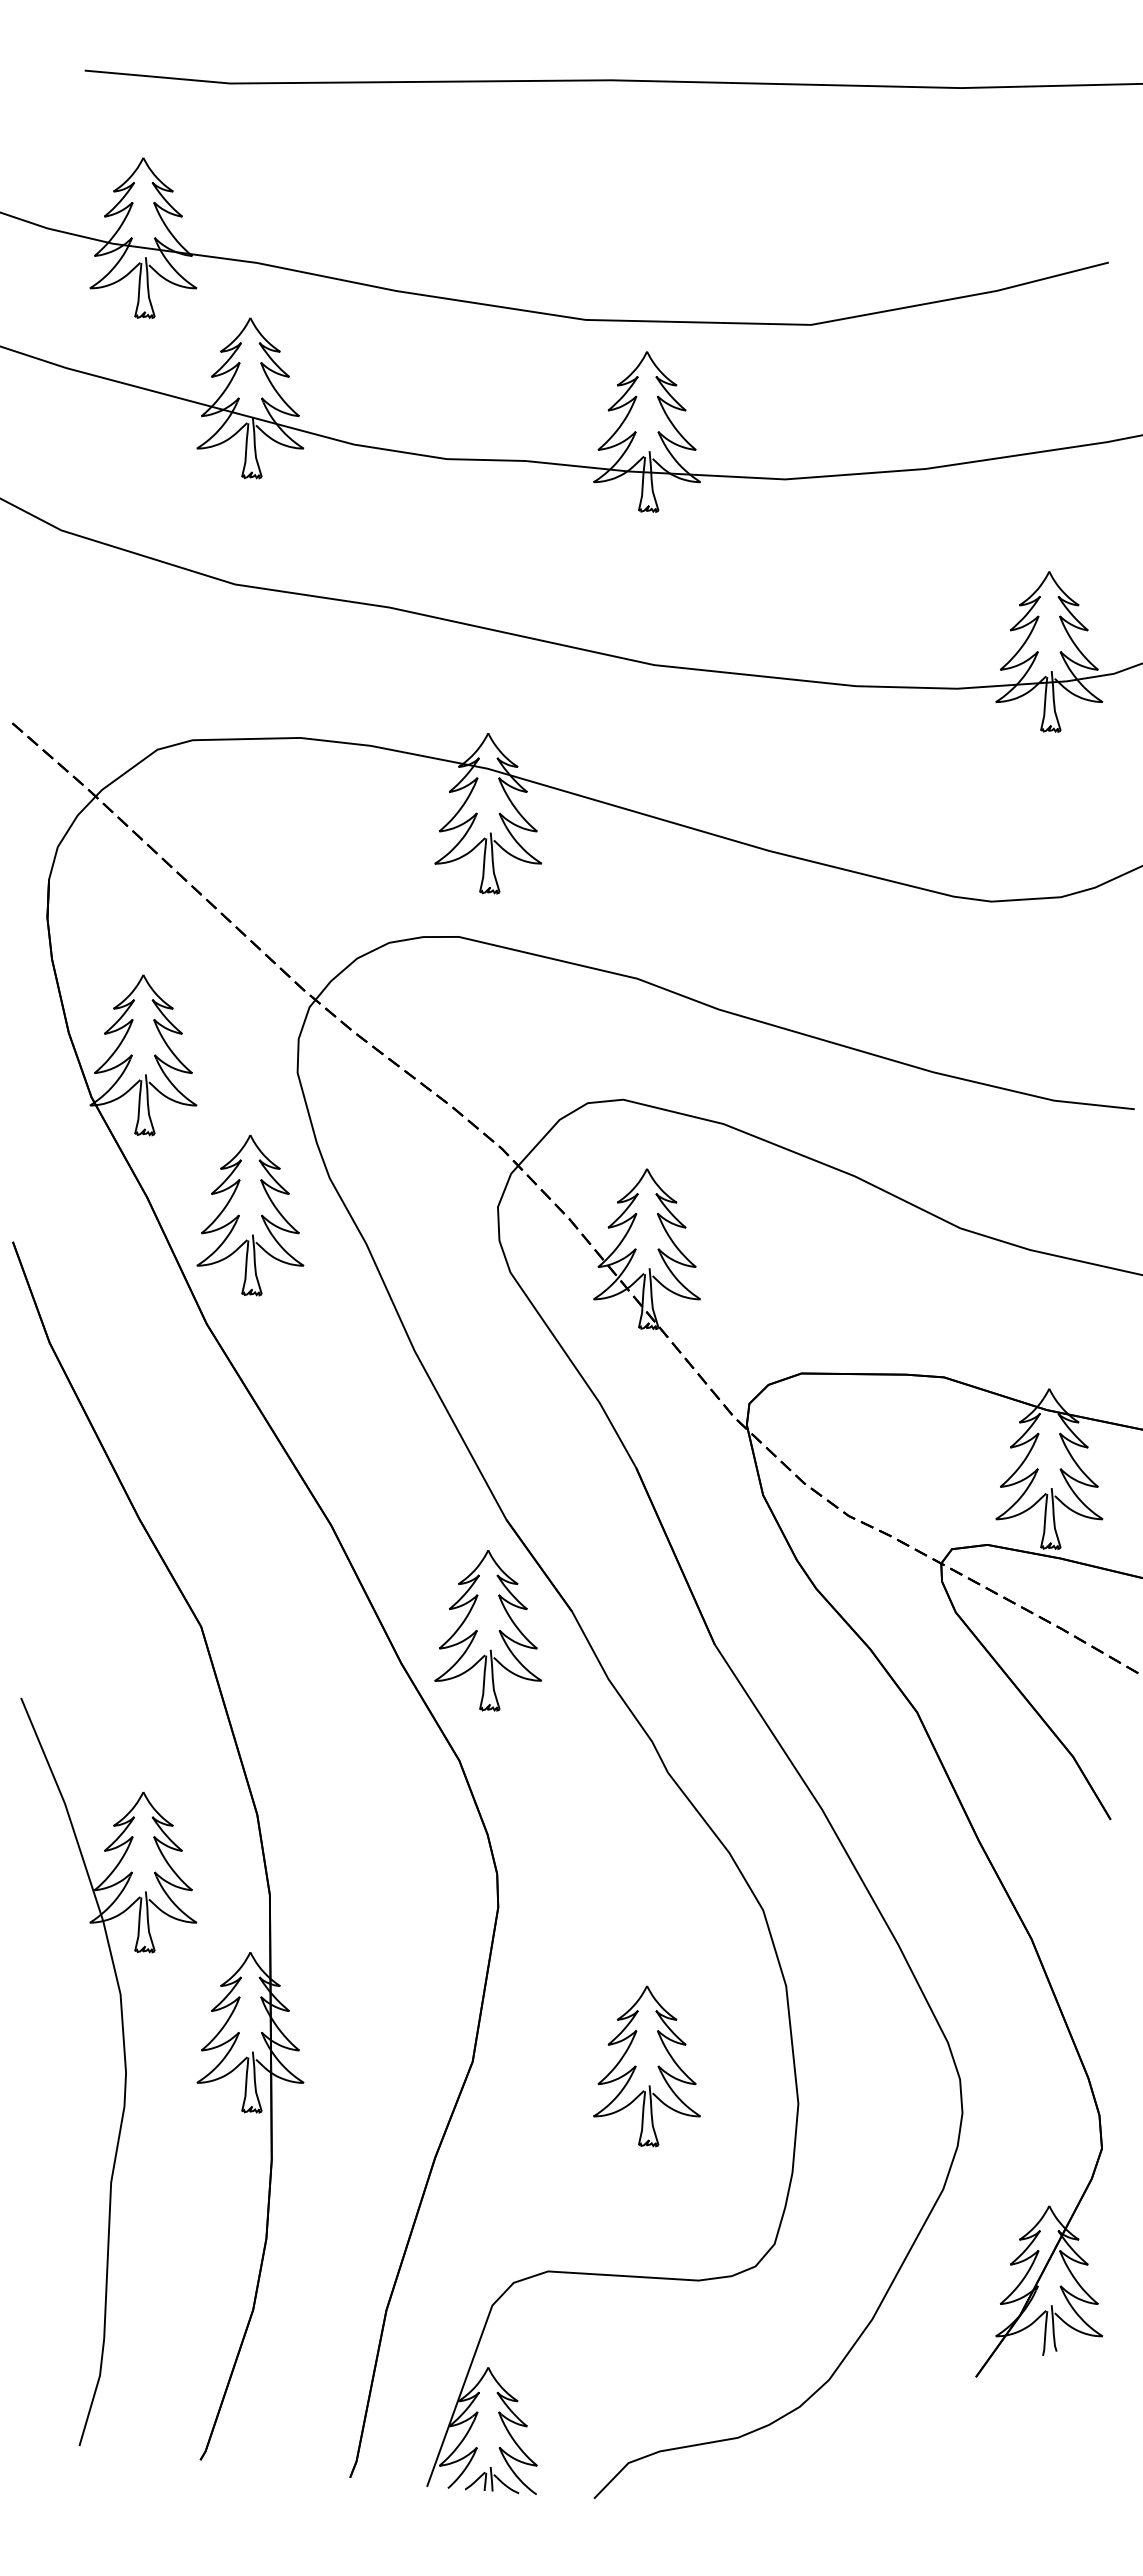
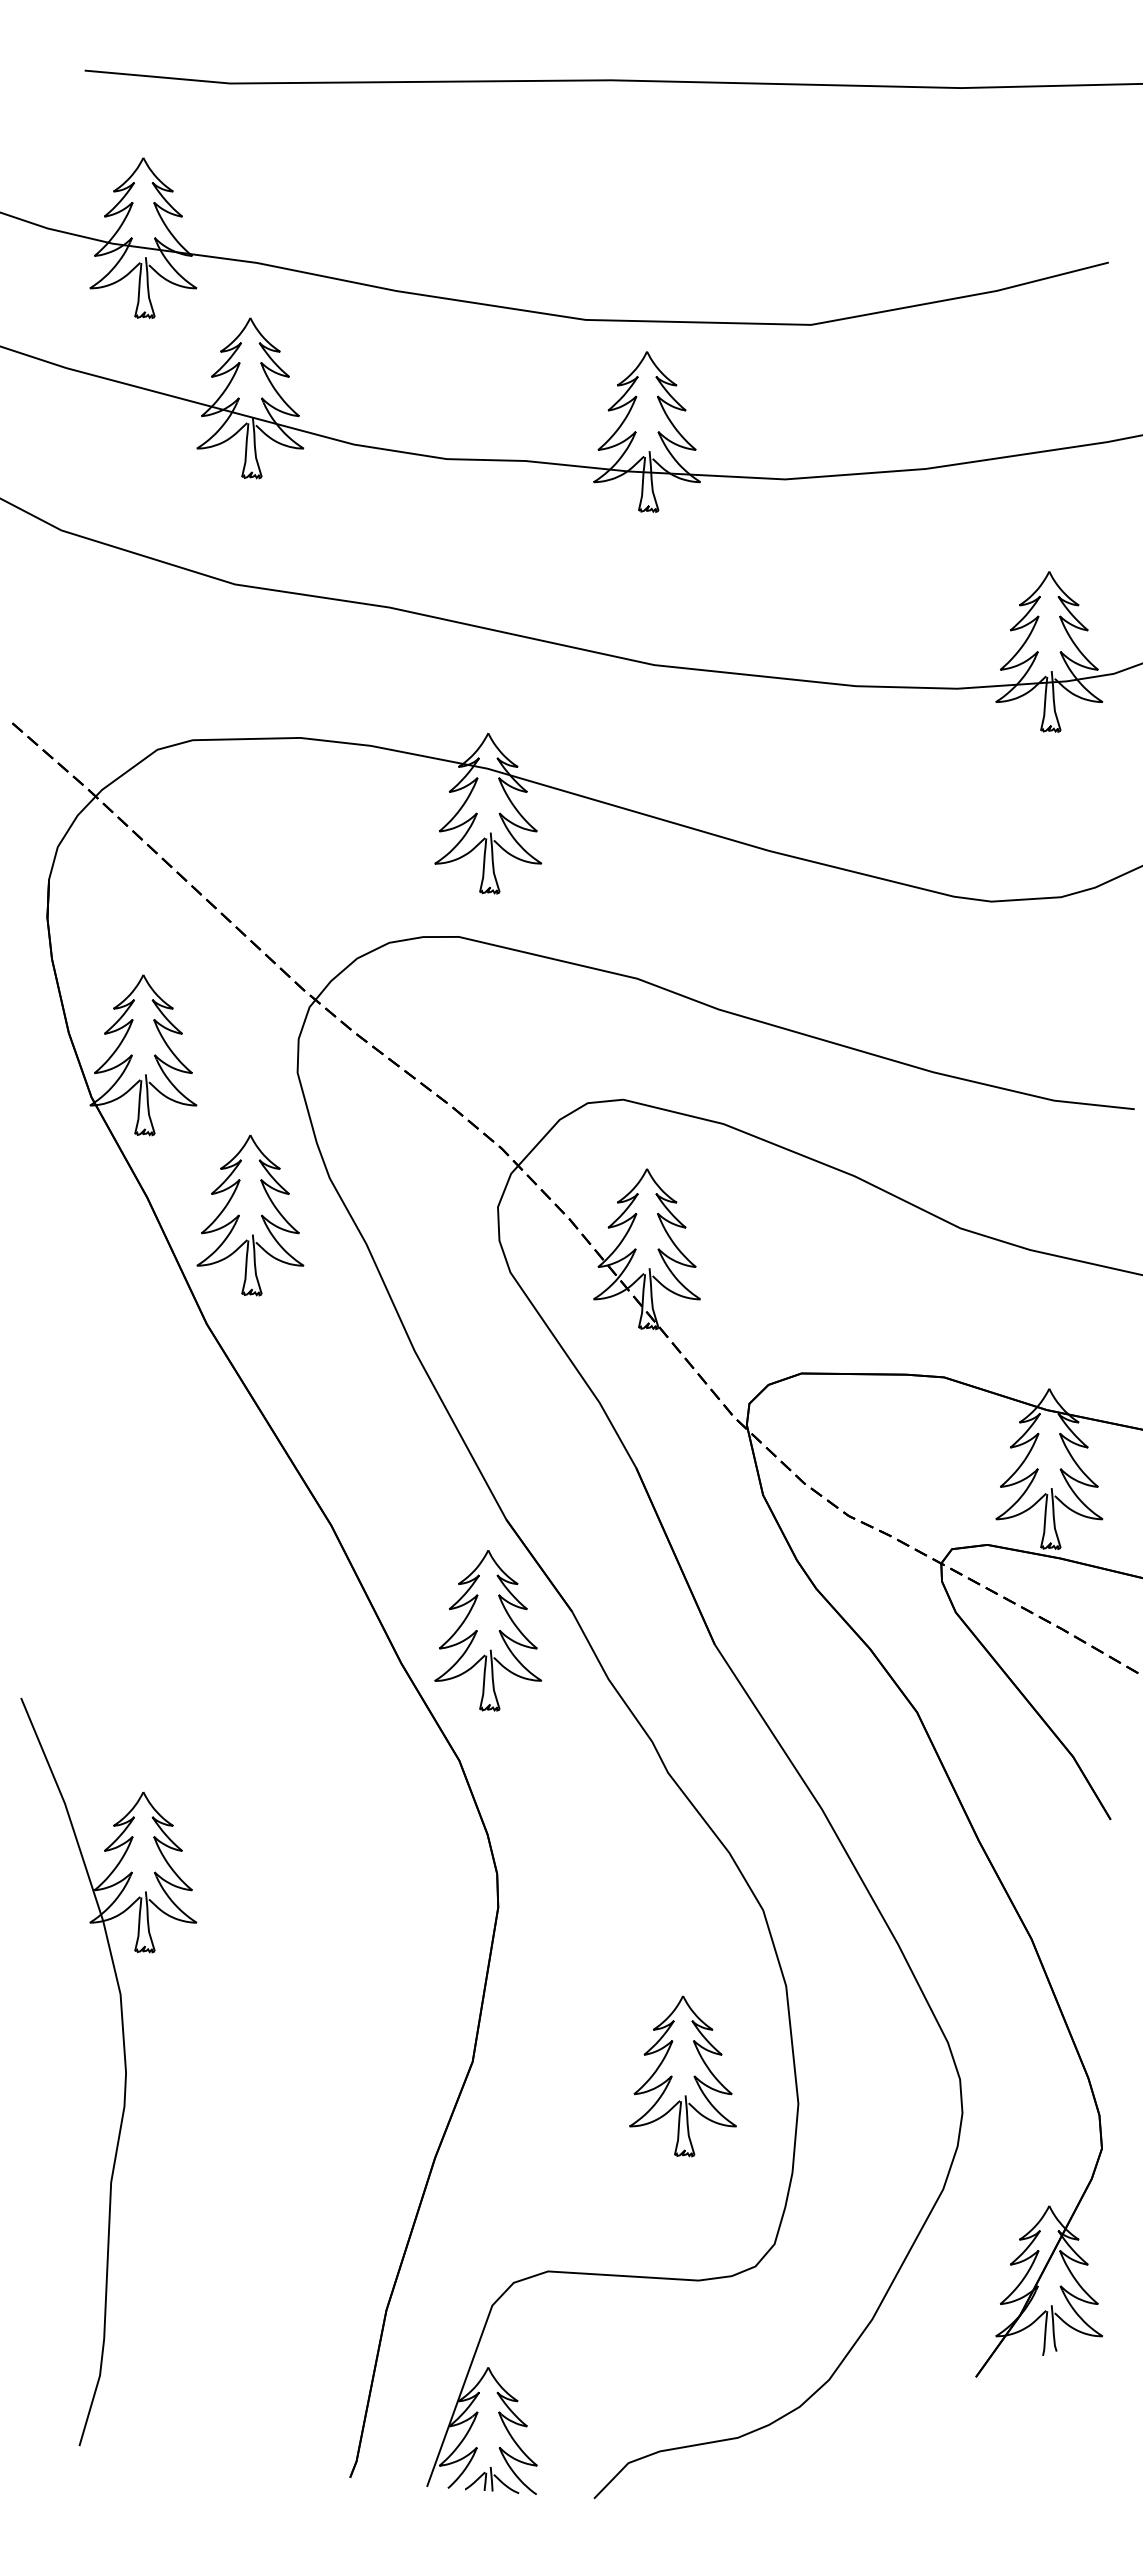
part: present -> none (258, 1831)
part position: (646, 2066) -> (682, 2076) (682, 2076)
